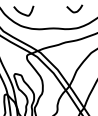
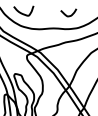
curve position: (72, 10) -> (66, 14) (66, 14)
